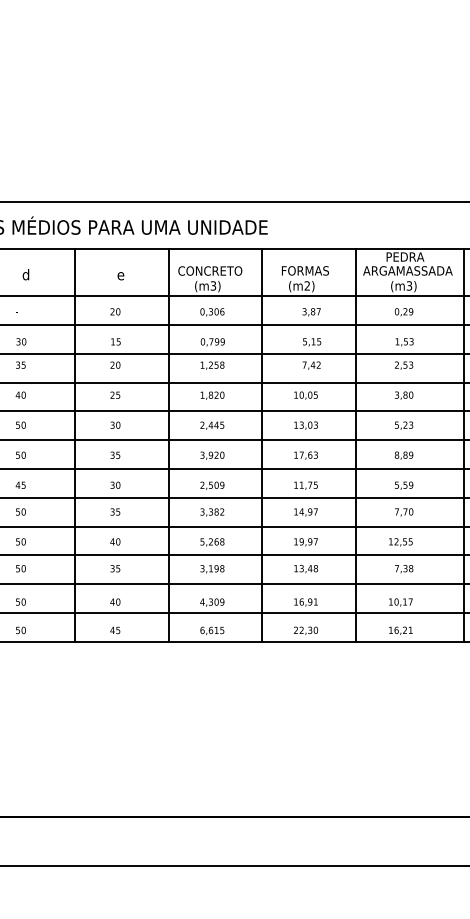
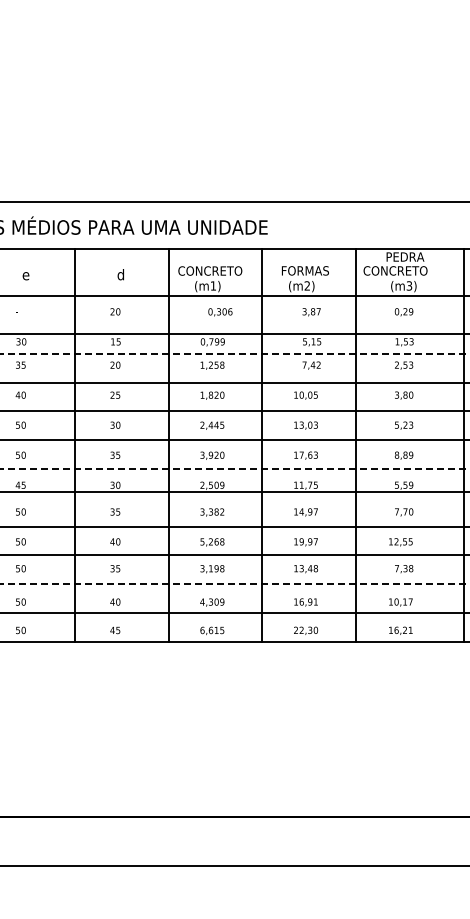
text: ARGAMASSADA -> CONCRETO (407, 270)
text: d -> e (26, 274)
text: e -> d (121, 274)
text: (m3) -> (m1) (213, 285)
text position: (212, 312) -> (220, 312) (220, 312)
line position: (234, 324) -> (234, 333) (234, 333)
line: solid -> dashed (235, 353)
line: solid -> dashed (235, 468)
line position: (234, 497) -> (234, 491) (234, 491)
line: solid -> dashed (235, 584)
